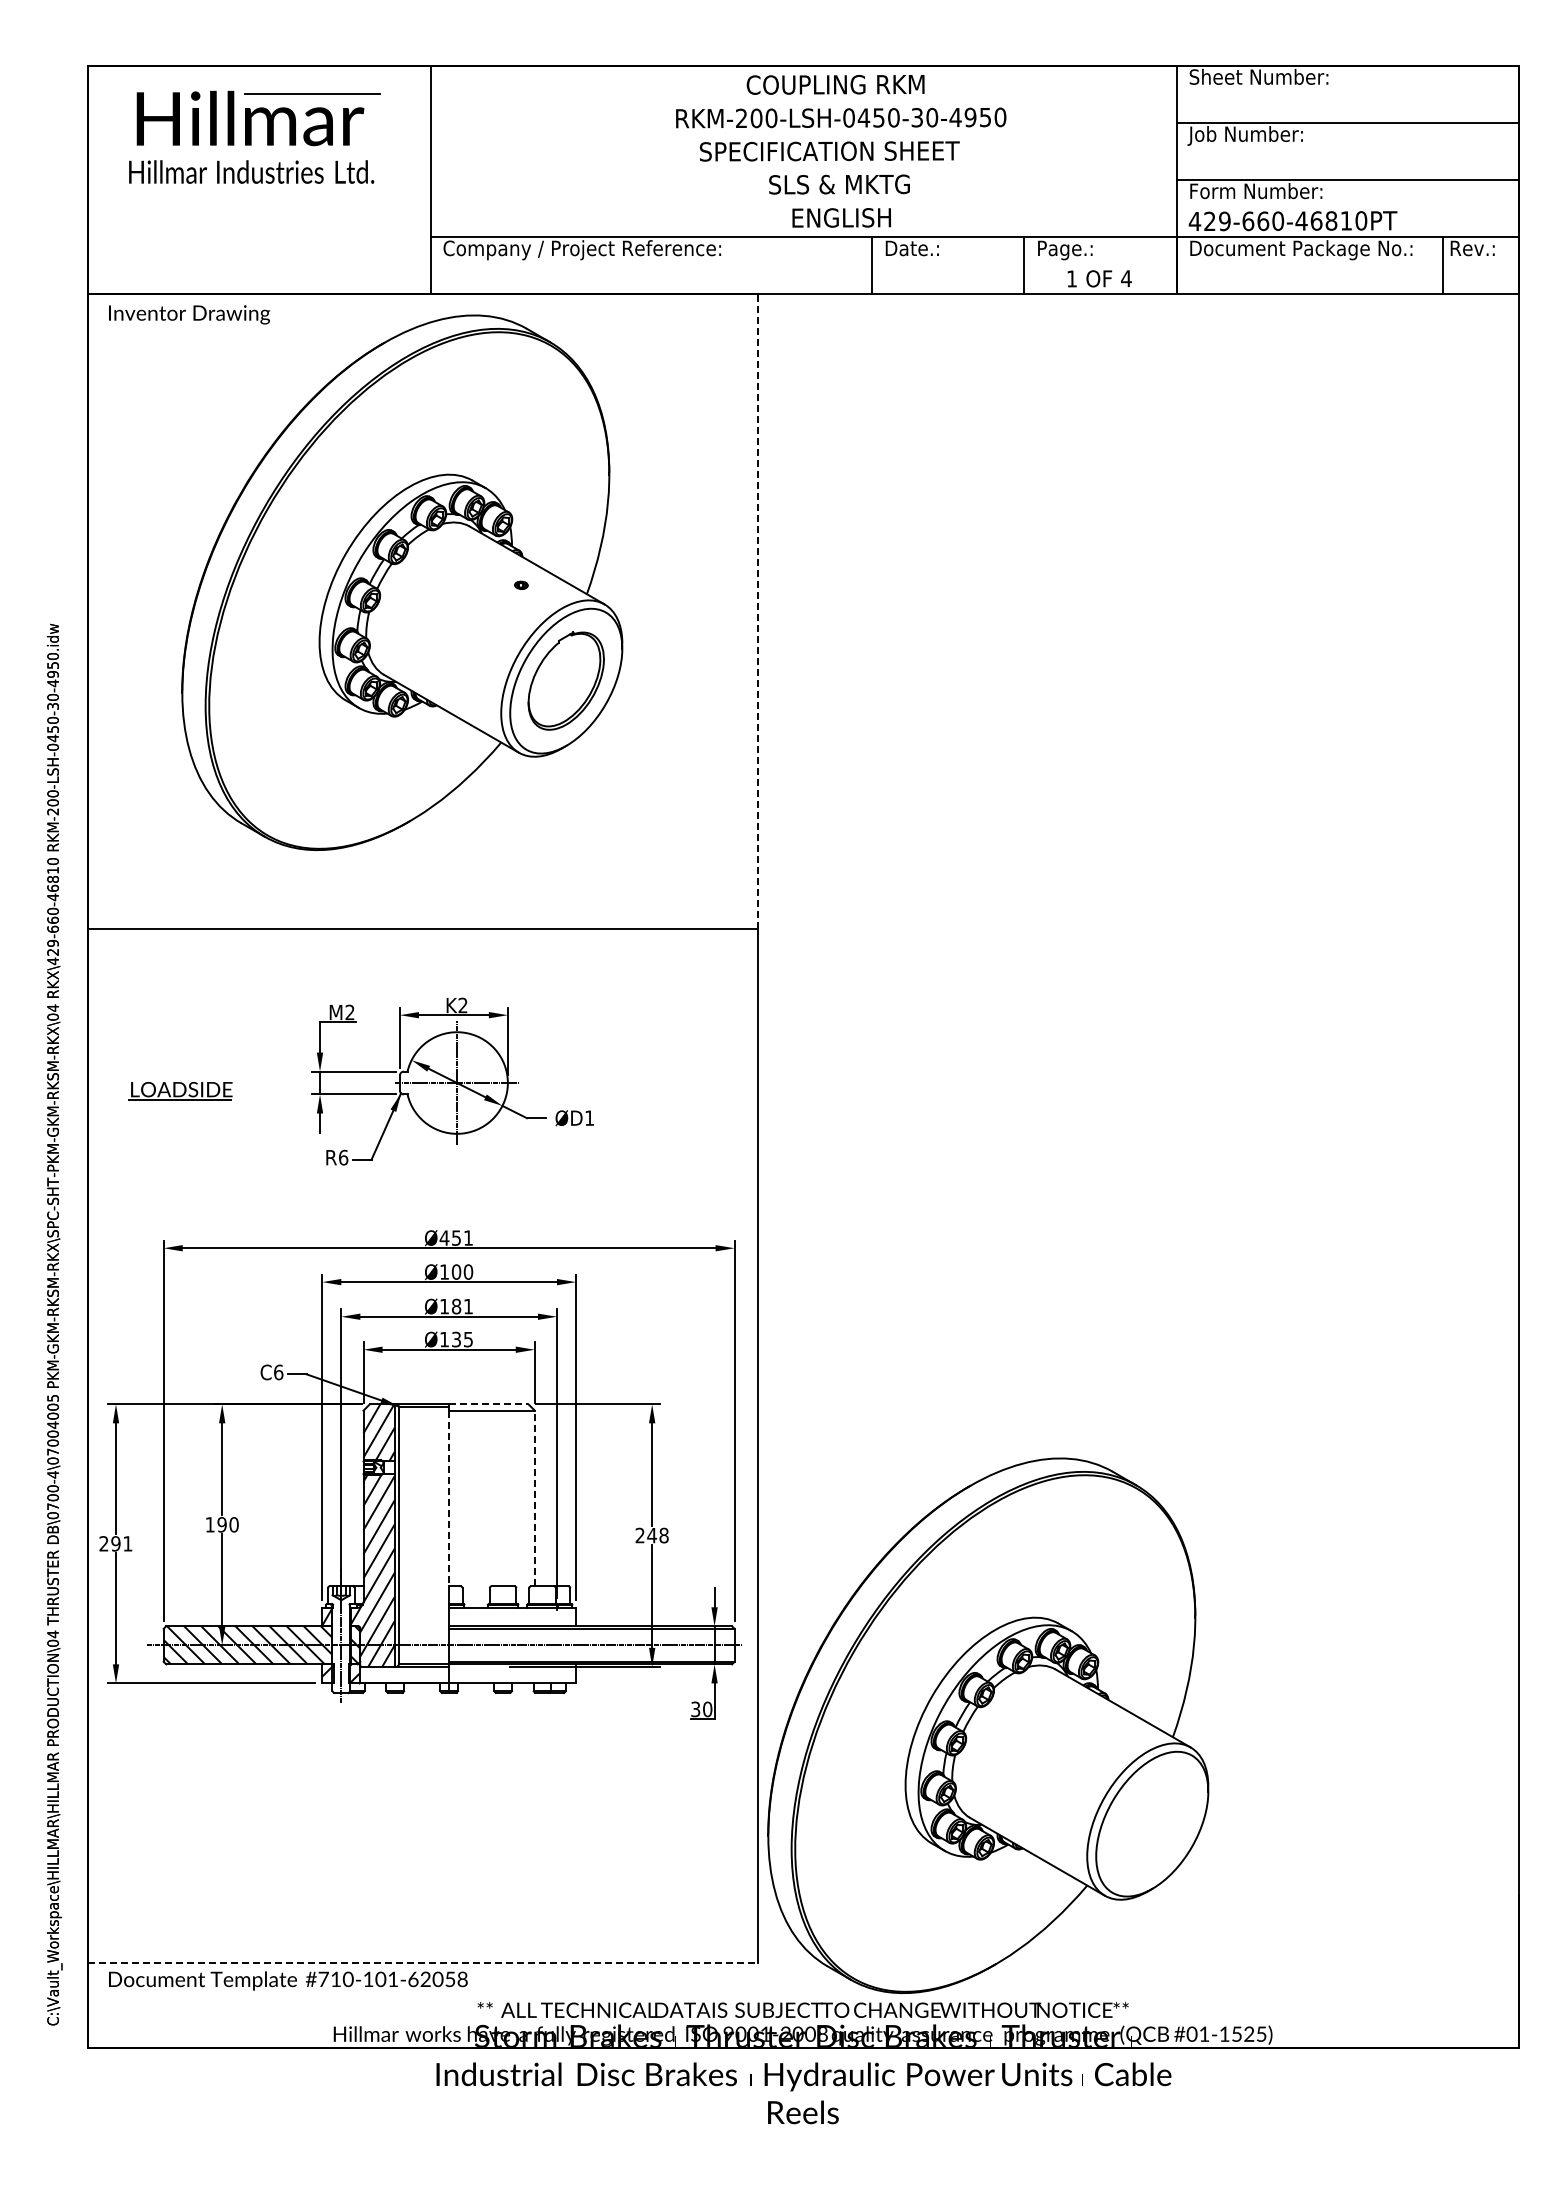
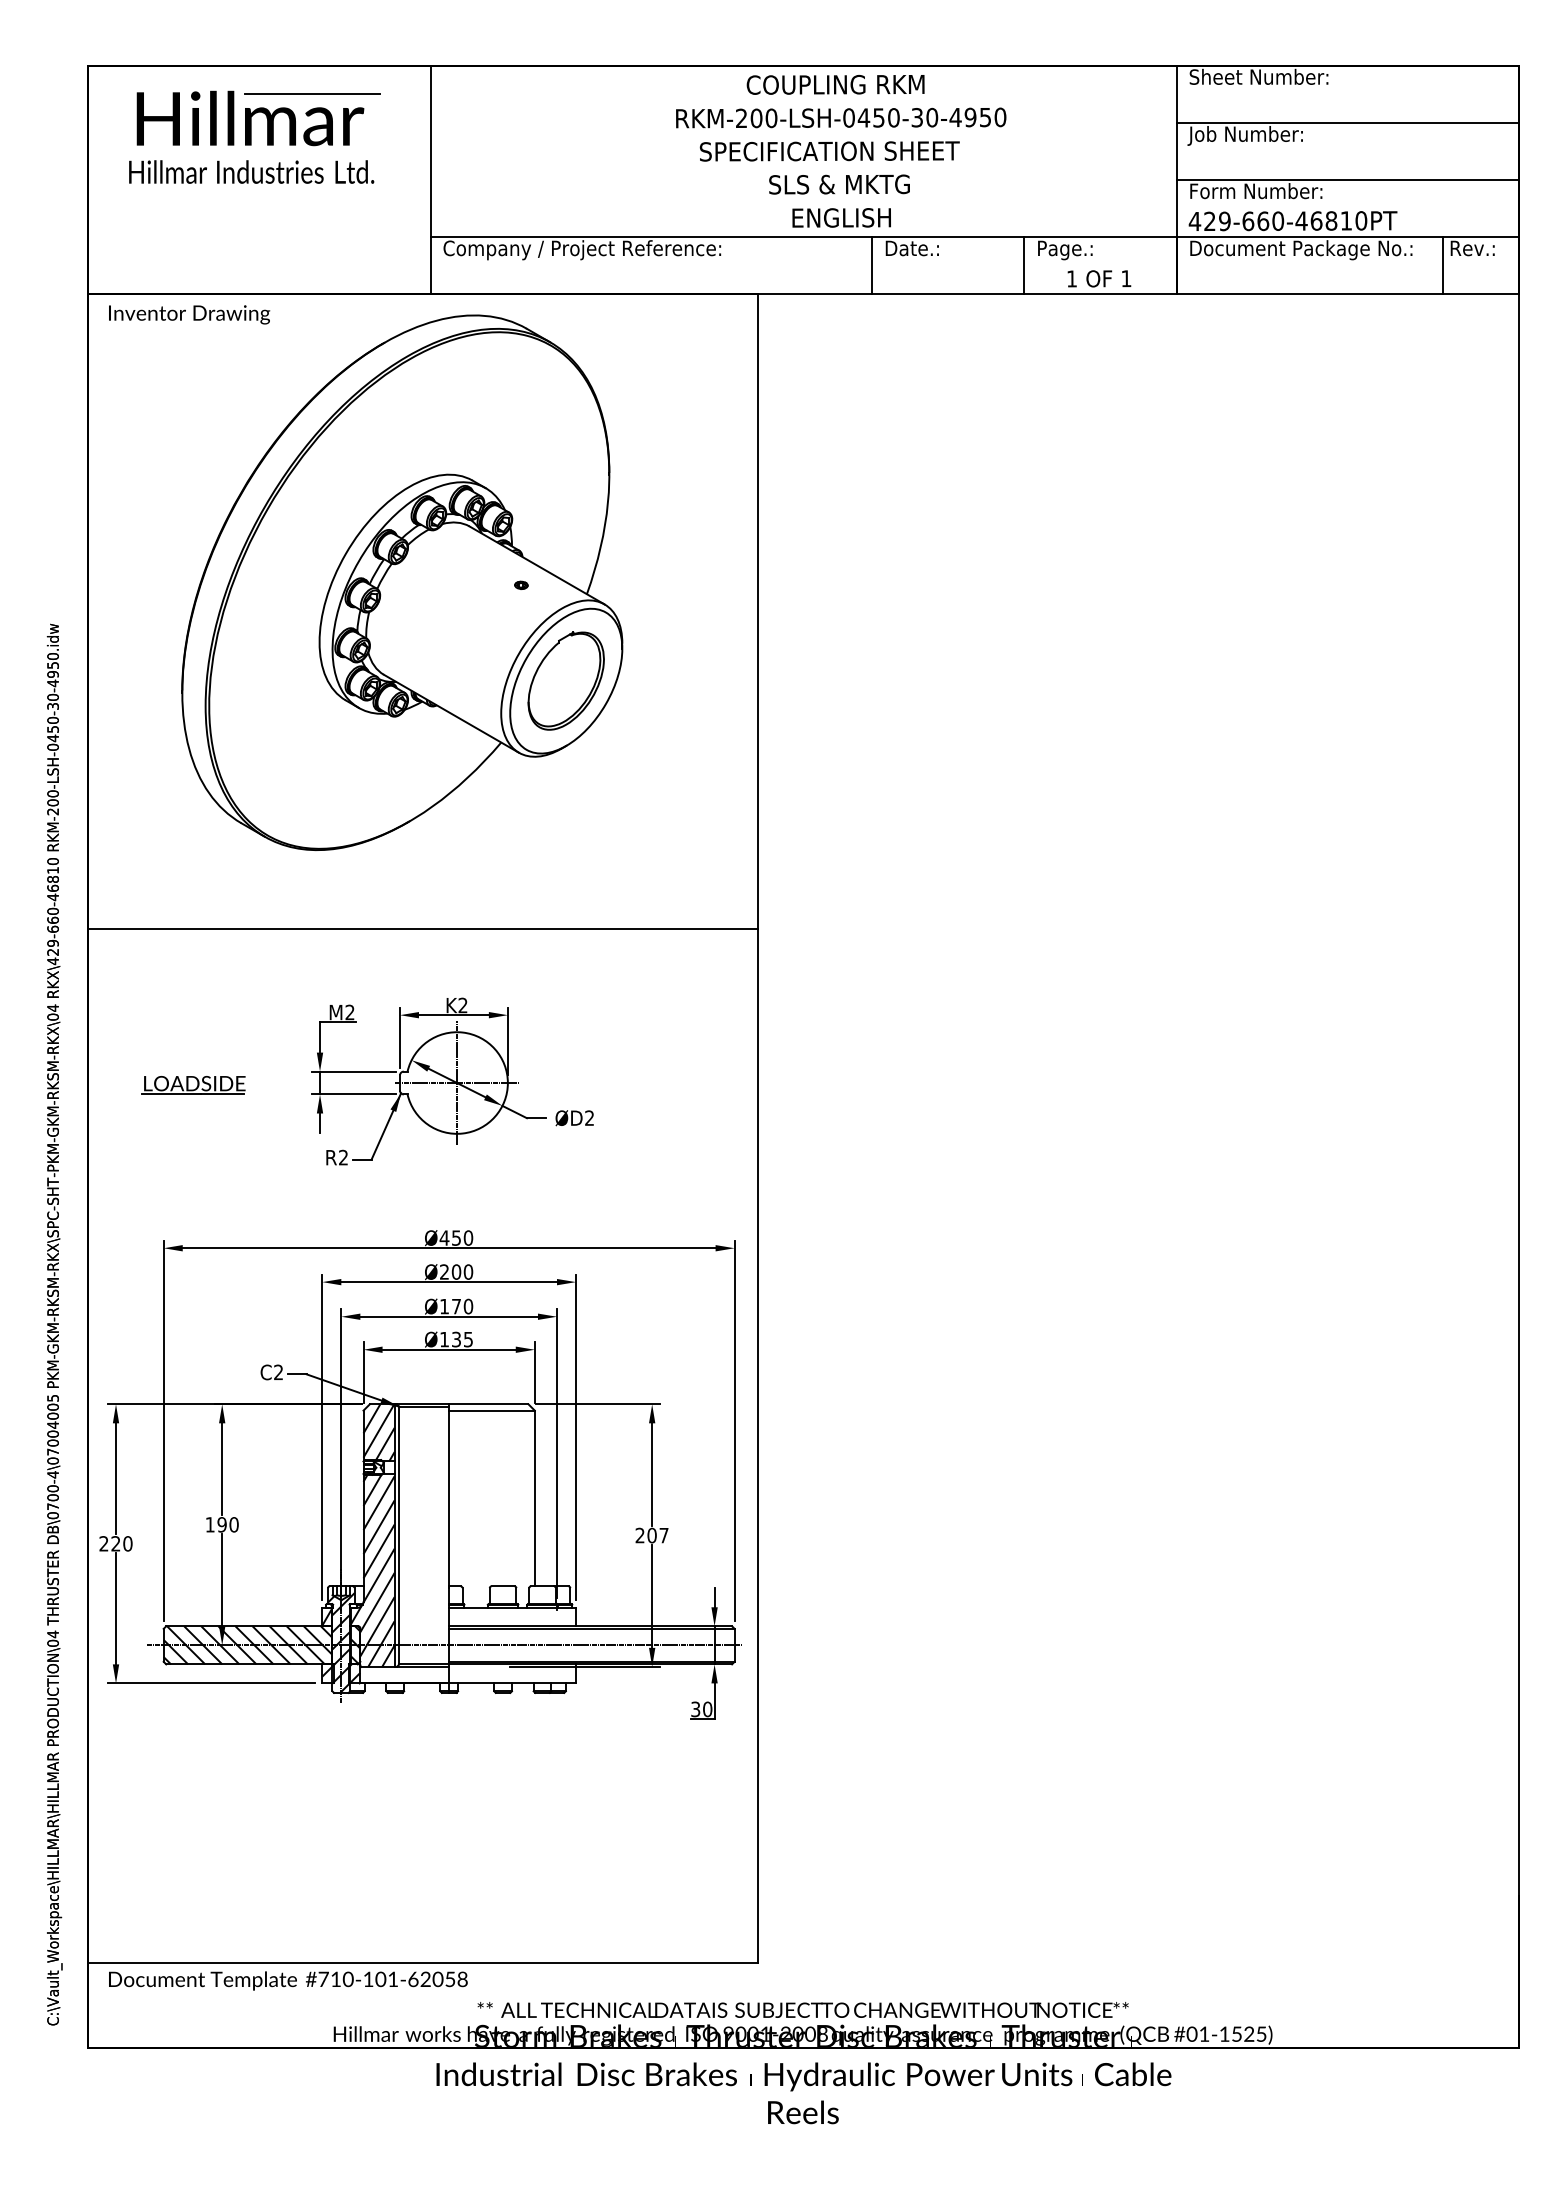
text: 4 -> 1 (1126, 278)
line: dashed -> solid (758, 611)
part position: (180, 1091) -> (193, 1085) (193, 1085)
text: ØD1 -> ØD2 (589, 1117)
text: R6 -> R2 (343, 1157)
text: Ø451 -> Ø450 (468, 1237)
text: Ø100 -> Ø200 (444, 1271)
text: Ø181 -> Ø170 (462, 1306)
text: C6 -> C2 (278, 1372)
line: dashed -> solid (488, 1404)
line: dashed -> solid (449, 1498)
line: dashed -> solid (534, 1498)
text: 248 -> 207 (657, 1535)
text: 291 -> 220 (121, 1543)
hatch: none -> present (341, 1642)
part: present -> none (988, 1725)
line: dashed -> solid (423, 1962)
